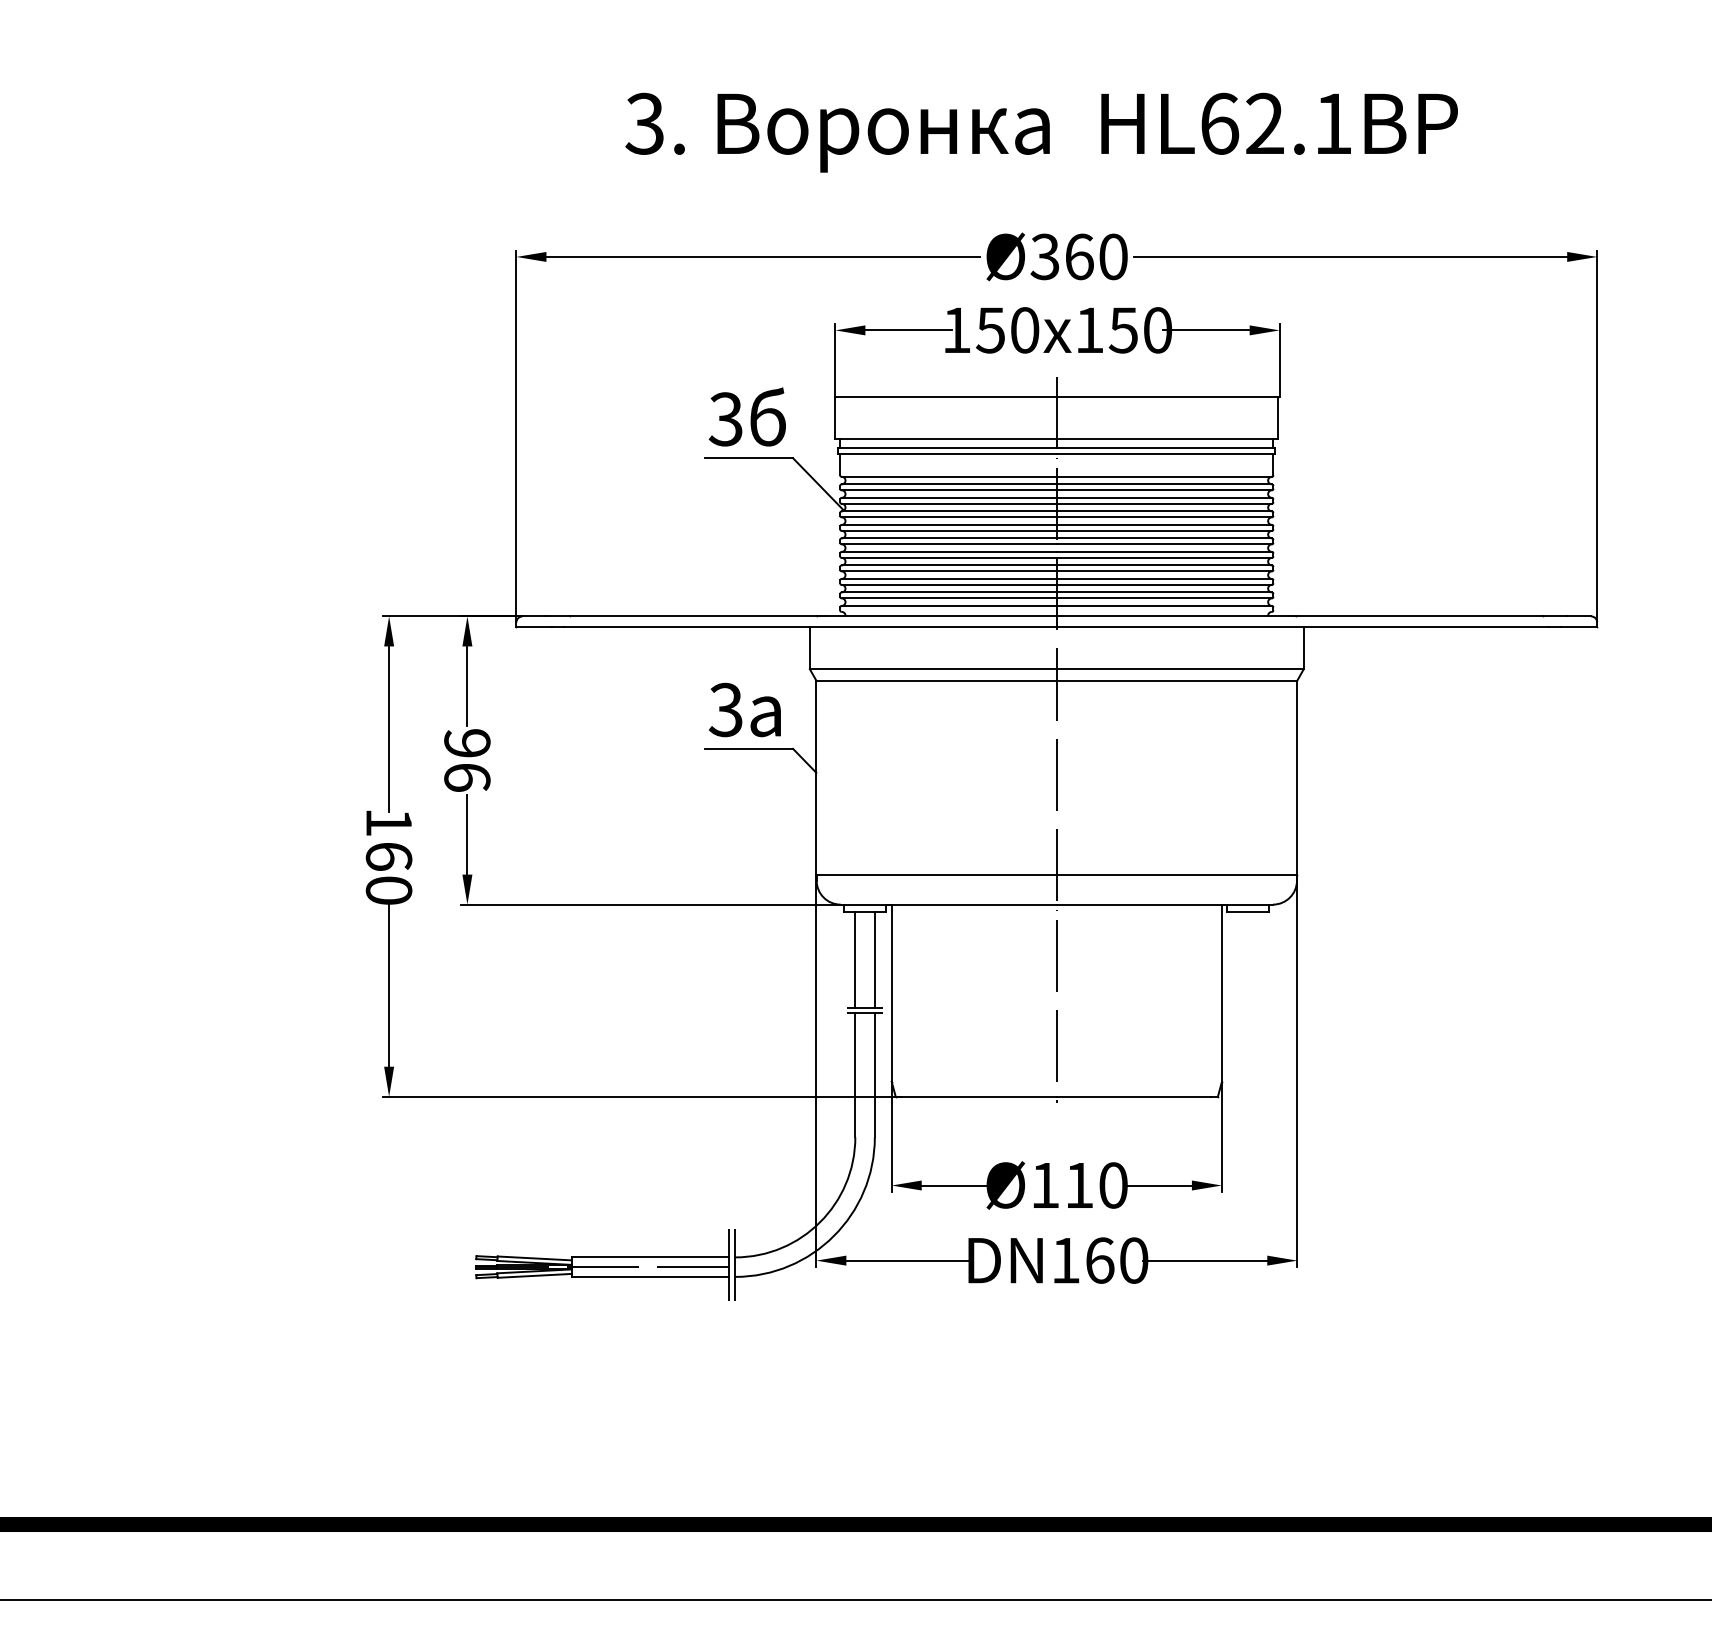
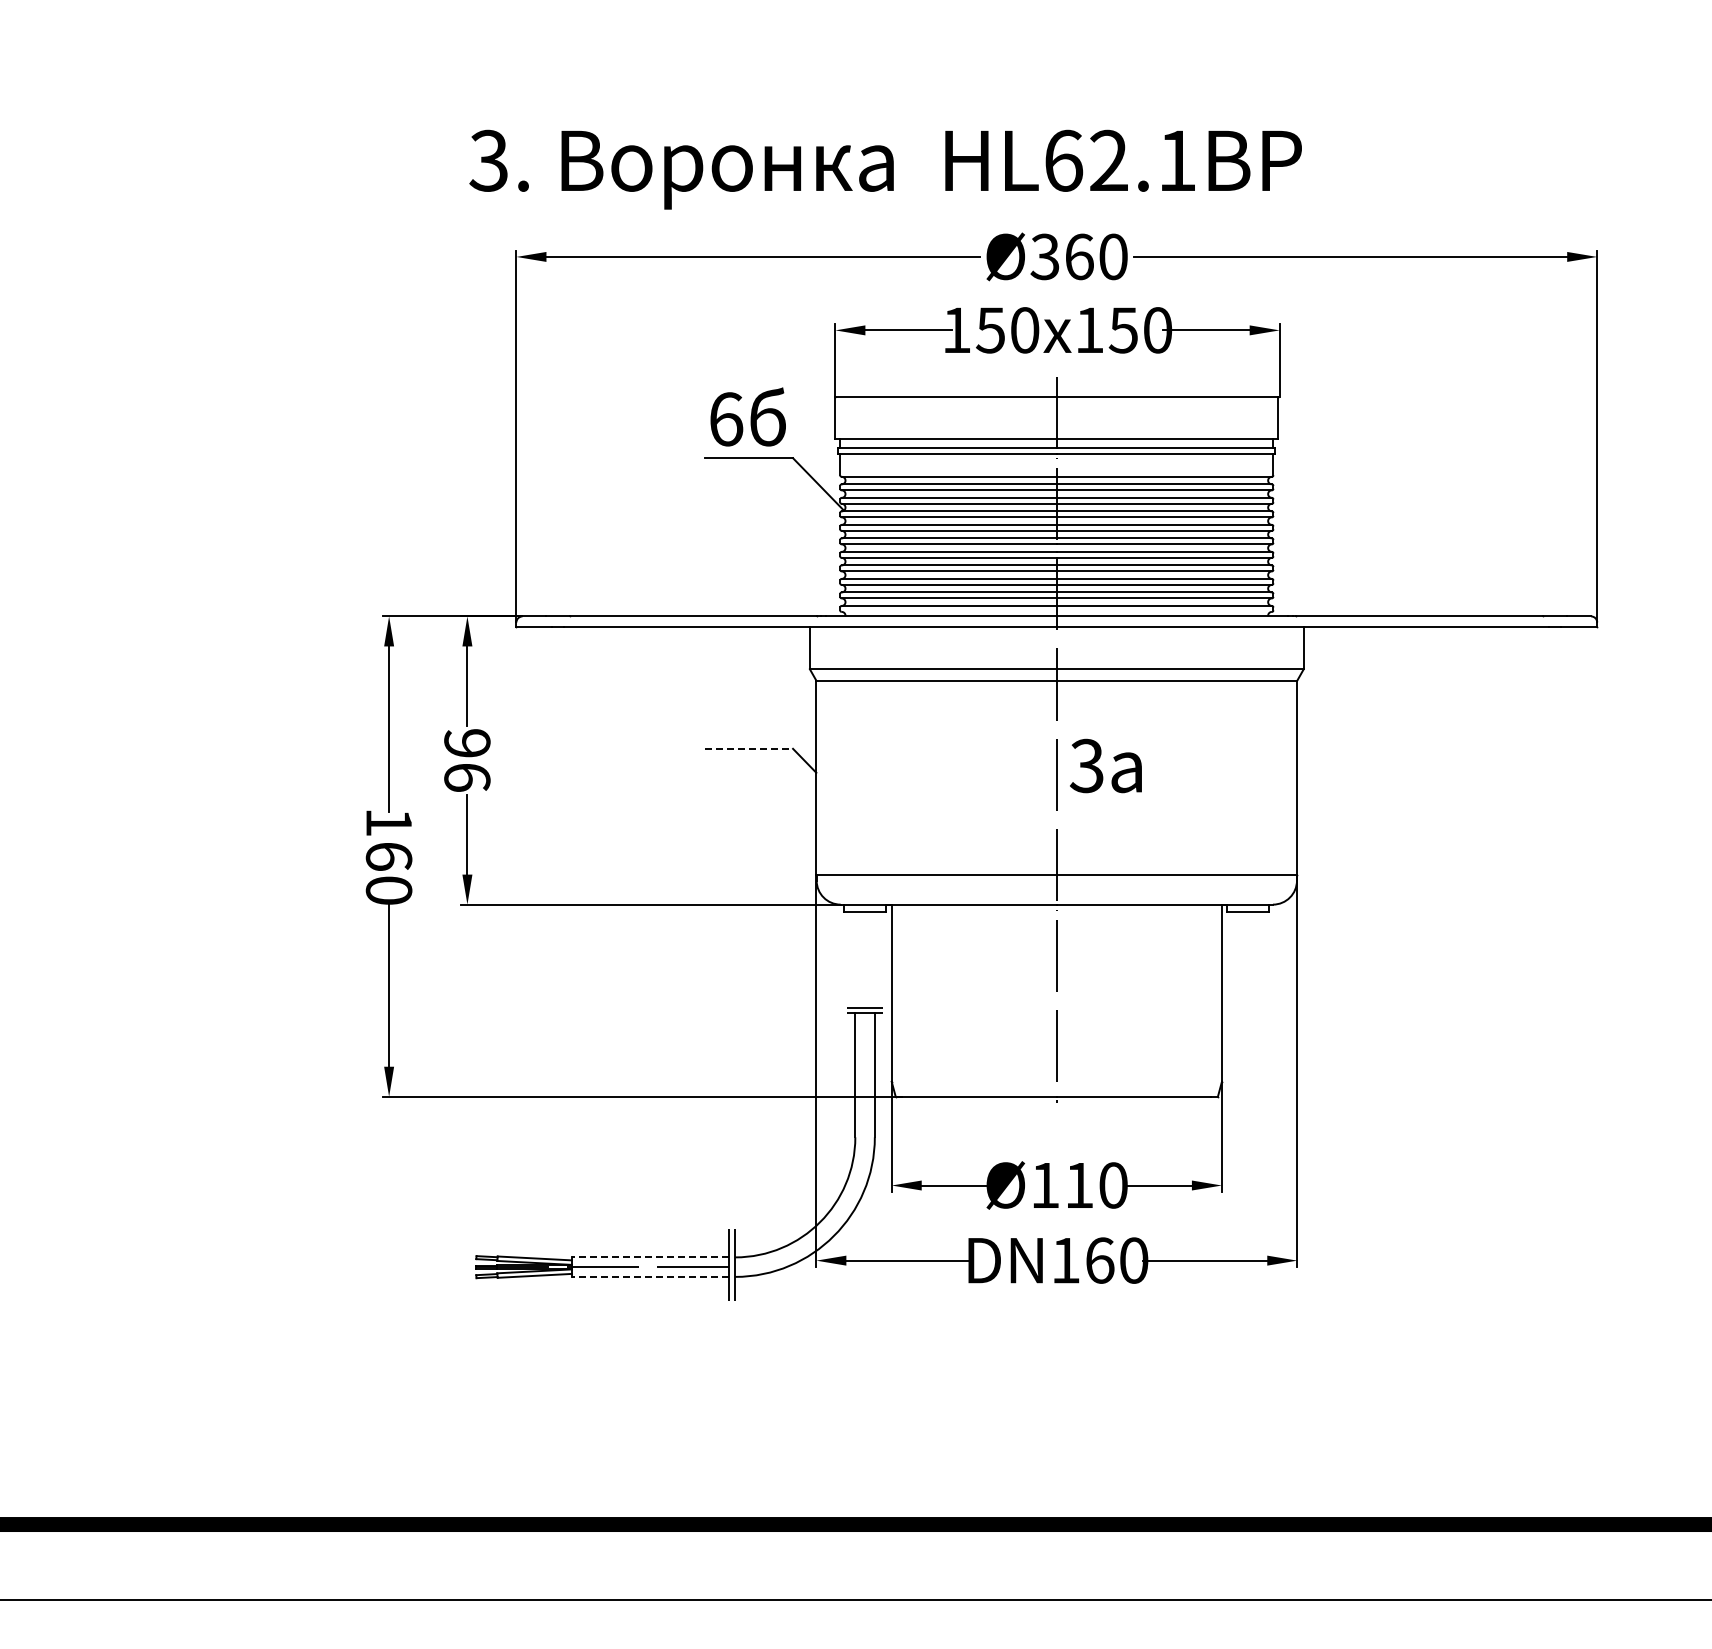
text position: (1041, 132) -> (885, 169) (885, 169)
text: 3 -> 6 (725, 419)
text position: (744, 709) -> (1105, 765) (1105, 765)
line: solid -> dashed (749, 748)
line: present -> none (855, 960)
line: present -> none (874, 960)
line: solid -> dashed (650, 1257)
line: solid -> dashed (650, 1276)
